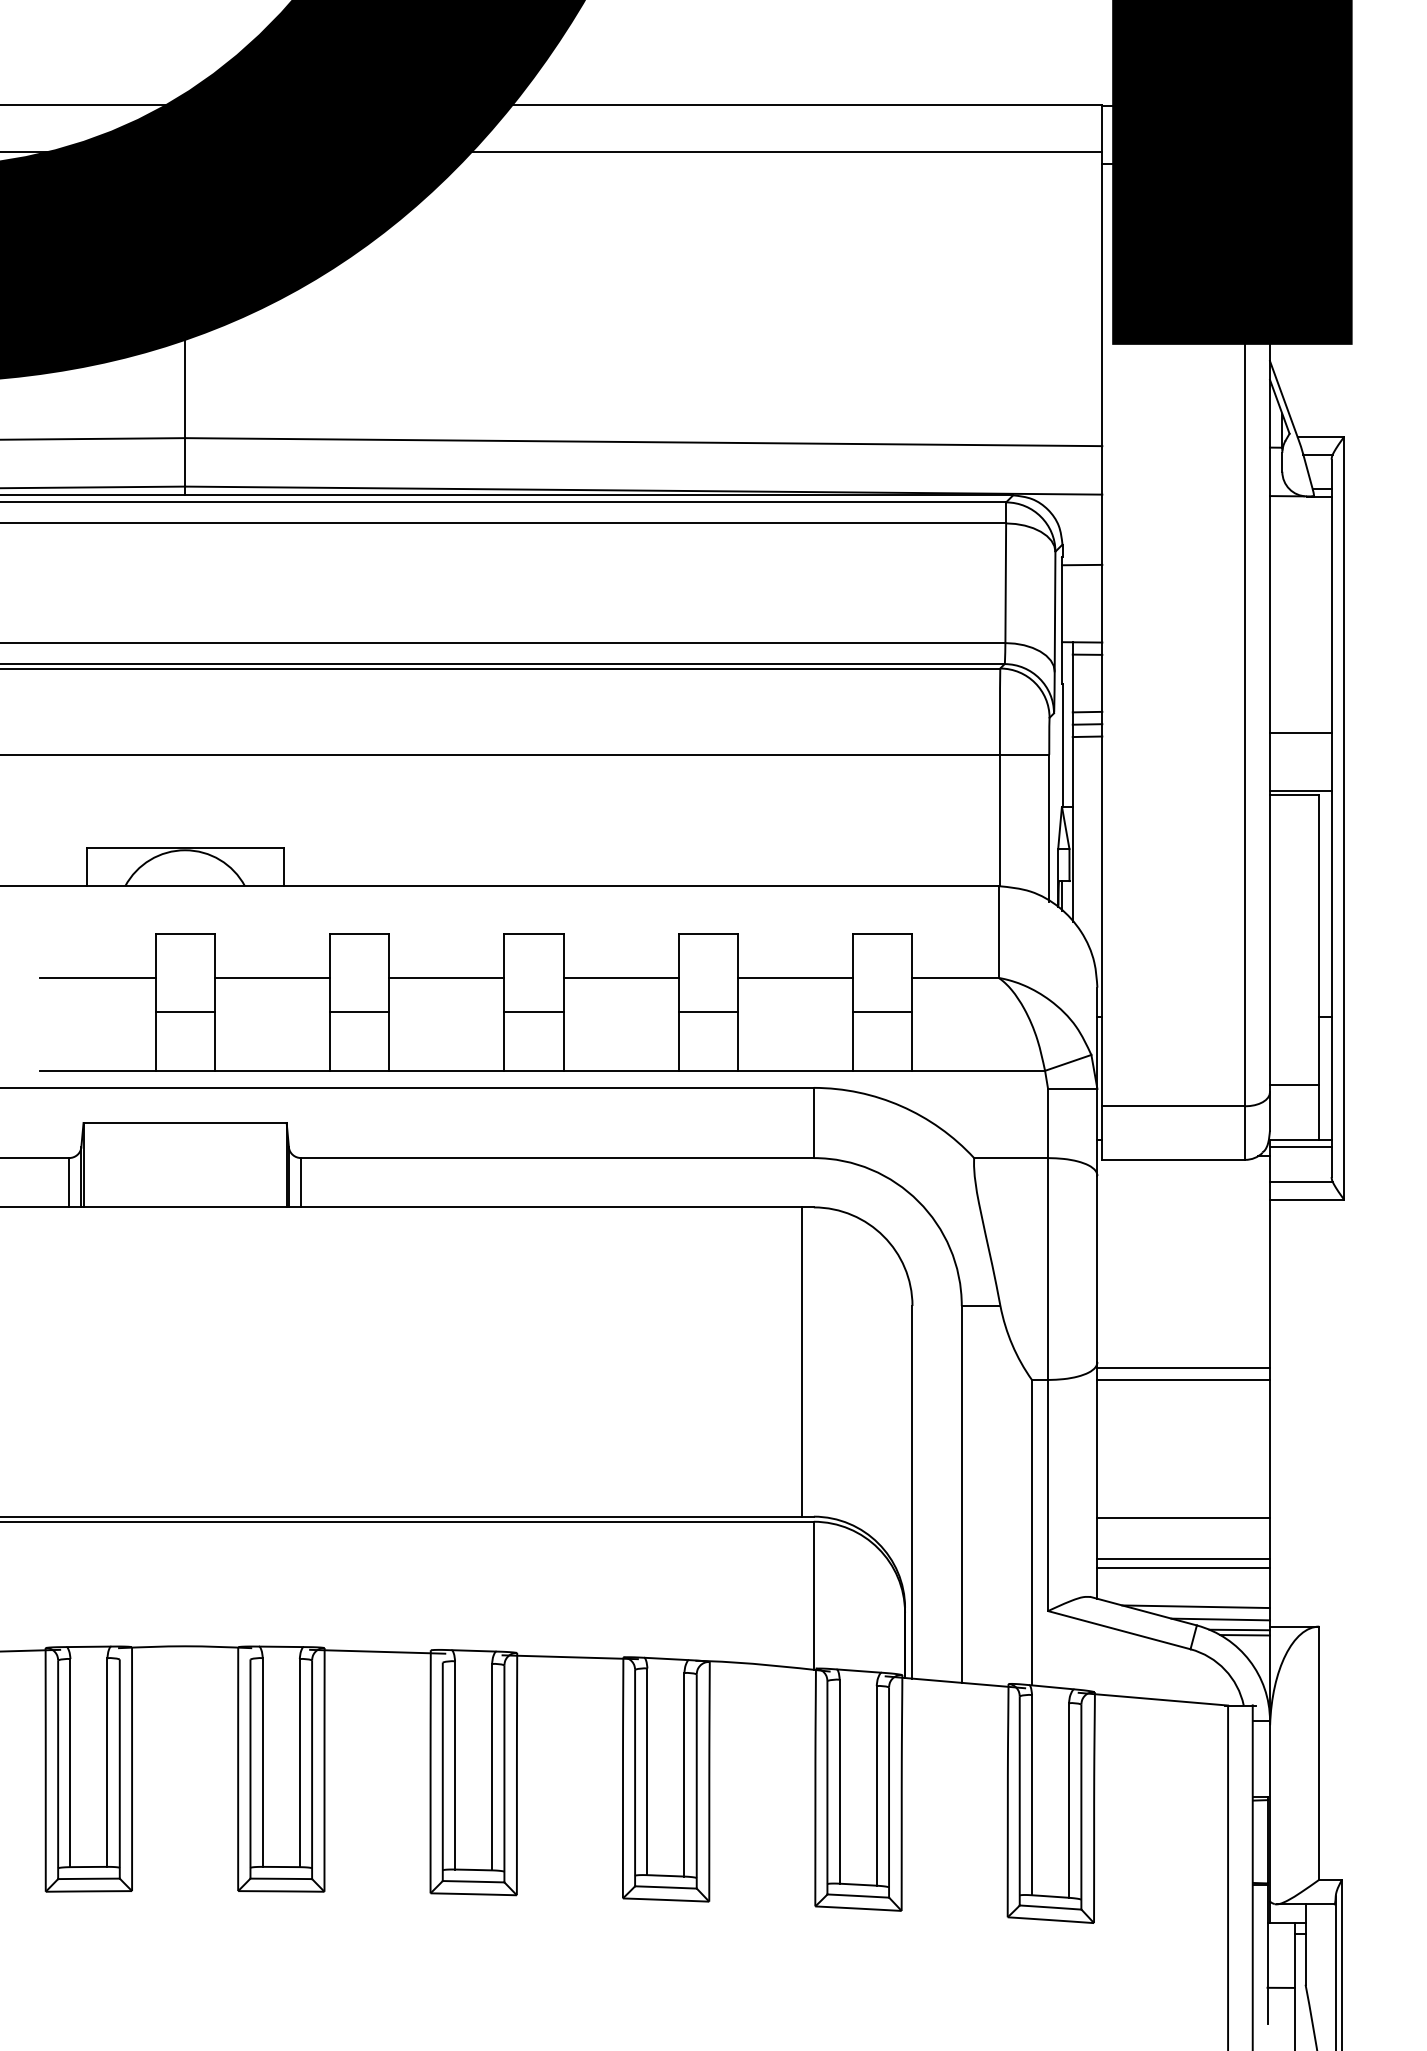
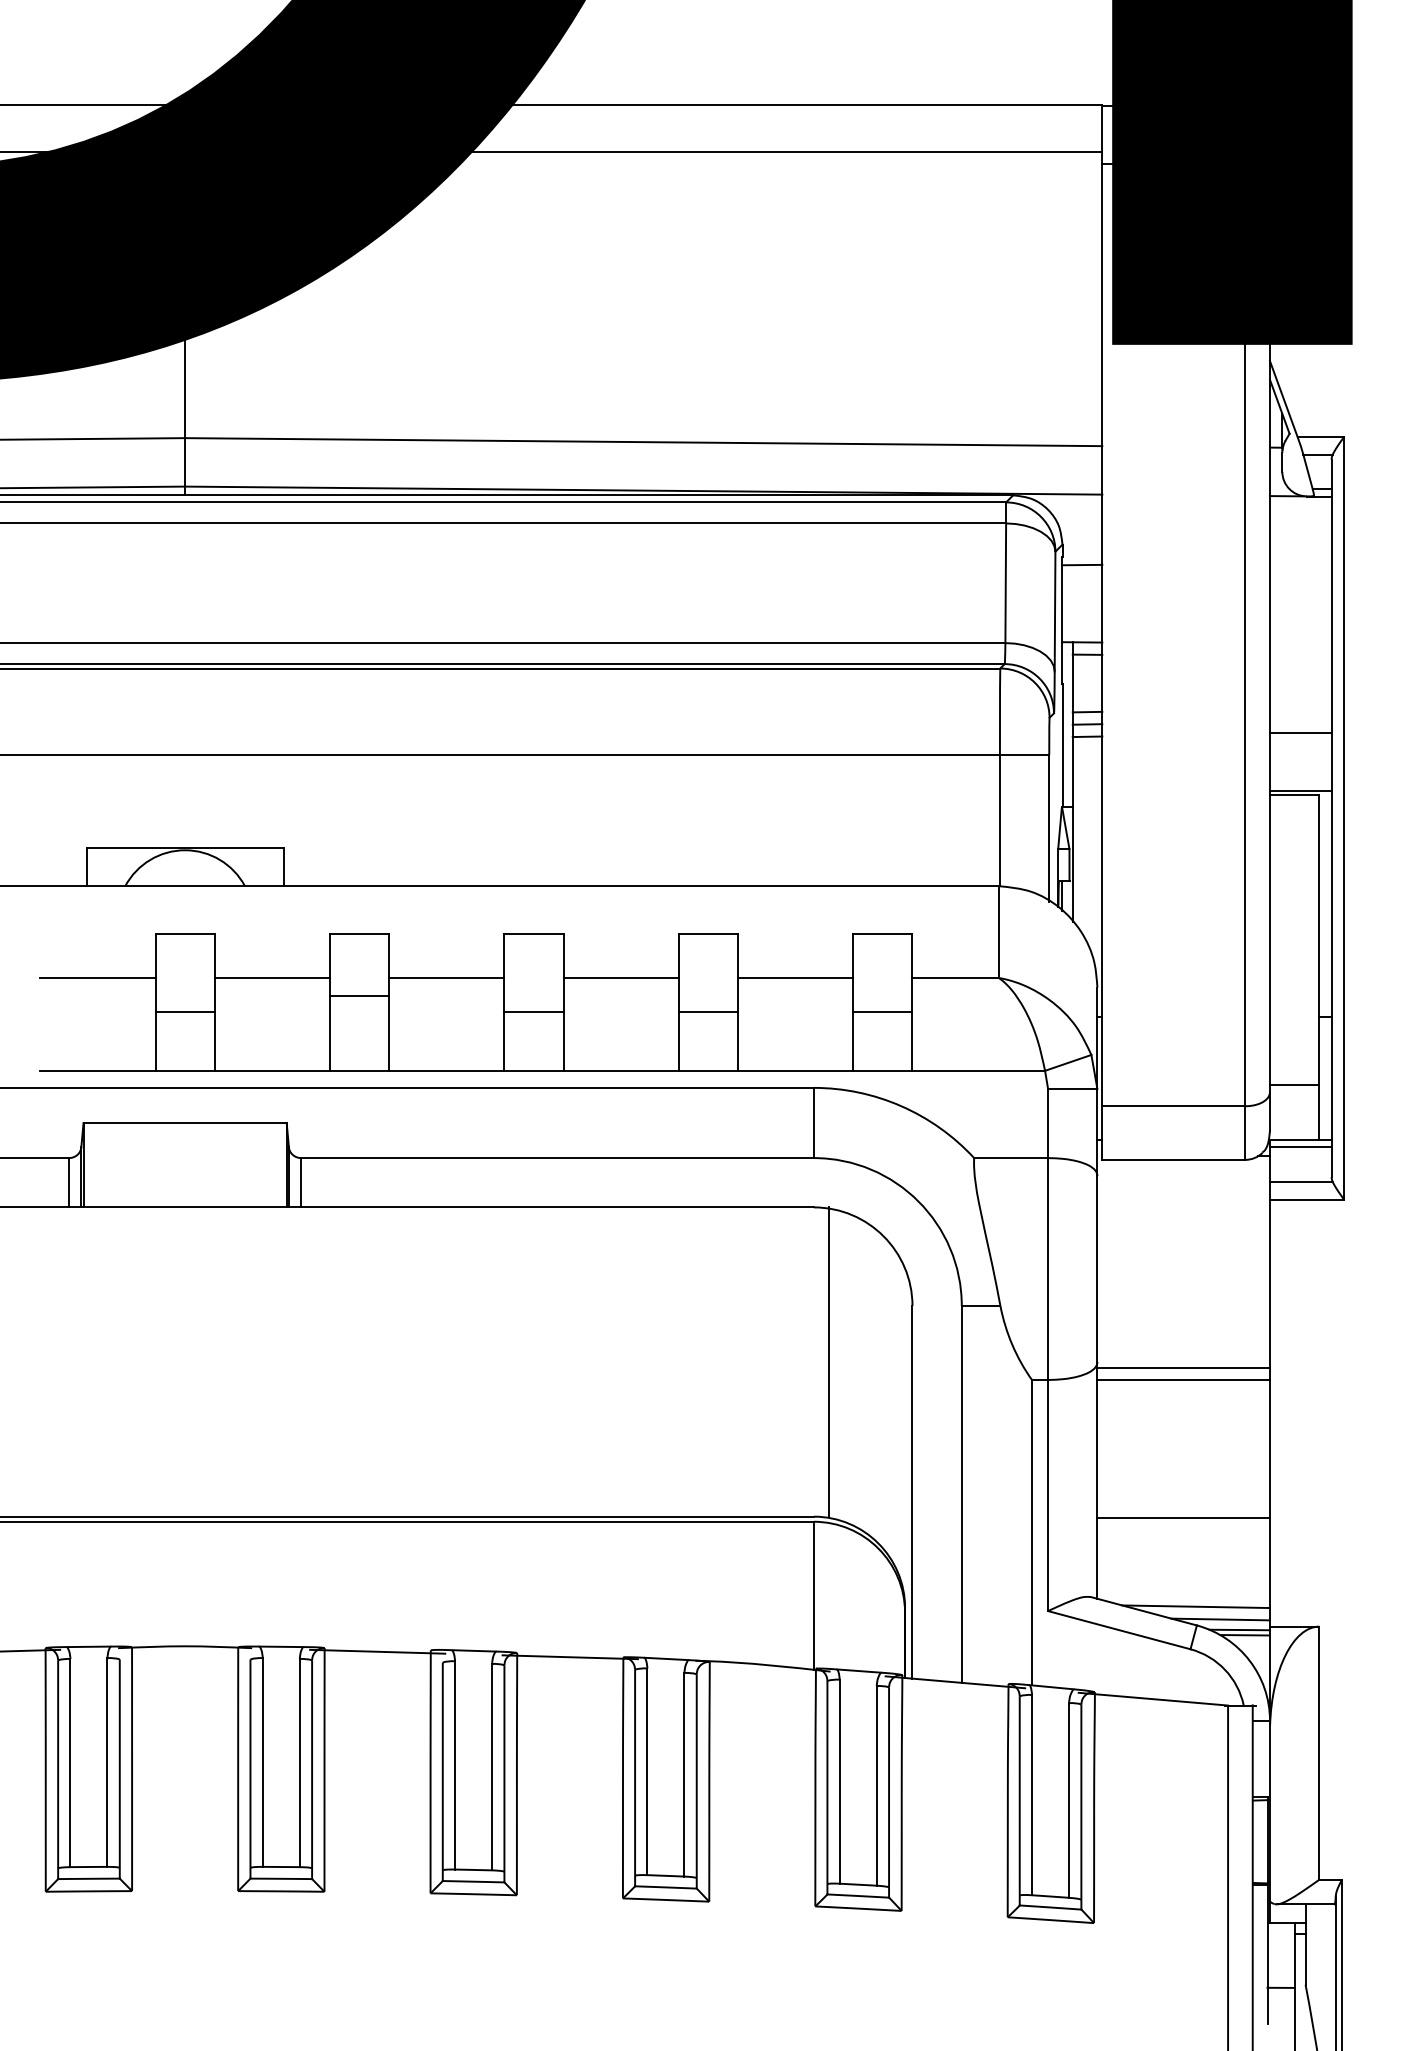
line position: (359, 1011) -> (359, 995) (359, 995)
line position: (801, 1361) -> (828, 1361) (828, 1361)
line: present -> none (1183, 1558)
line: present -> none (1183, 1568)
